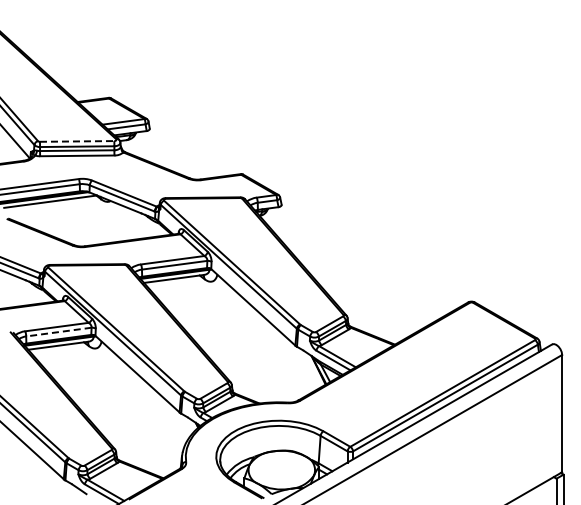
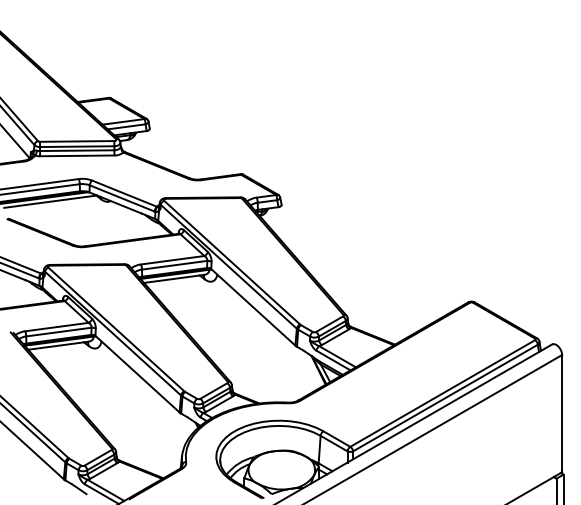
line: dashed -> solid (77, 141)
line: dashed -> solid (58, 332)
